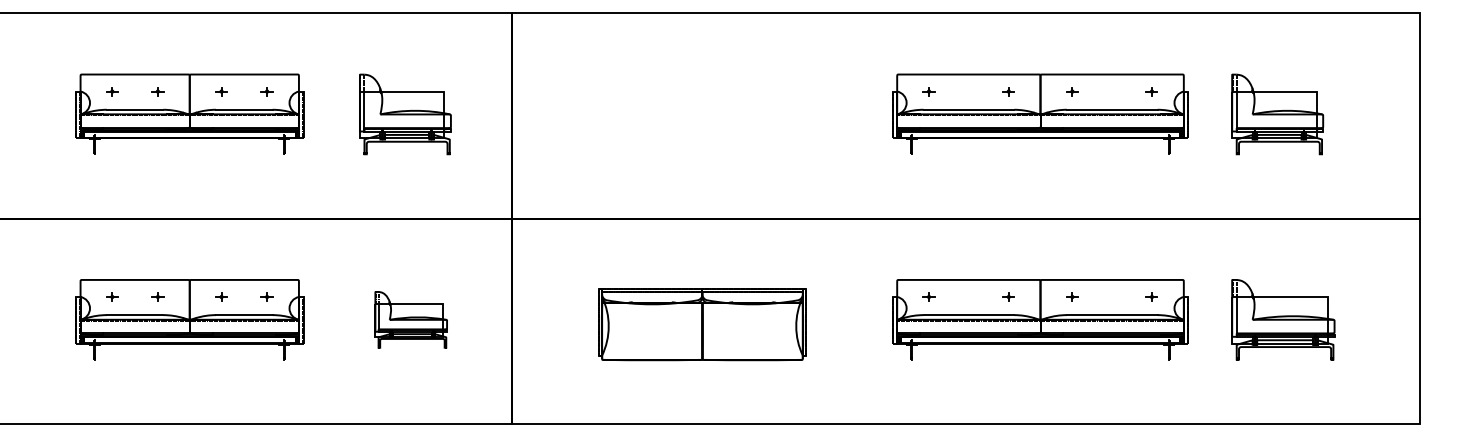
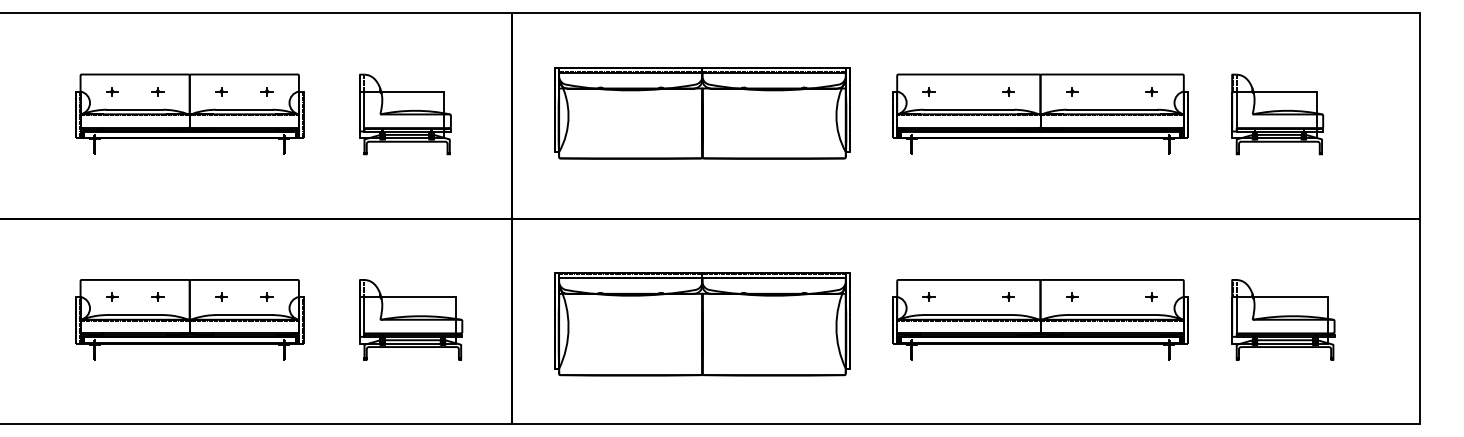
part: none -> present (702, 113)
part size: 74x58 px -> 105x82 px (411, 319)
part size: 209x74 px -> 297x105 px (702, 324)
